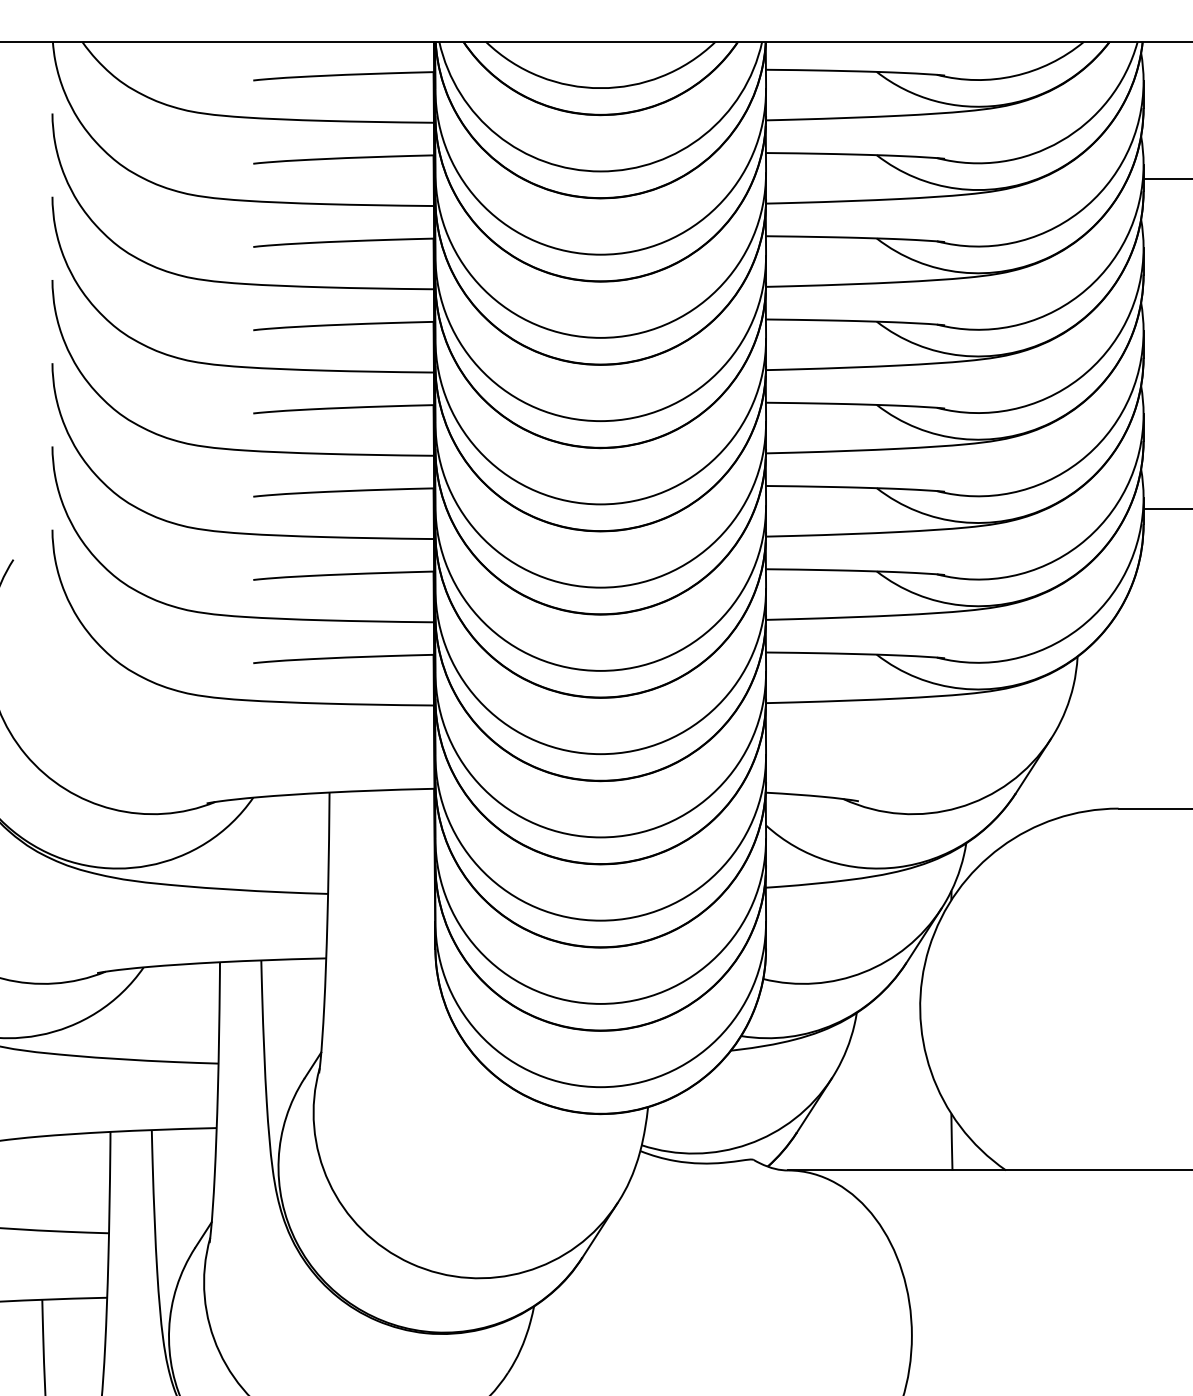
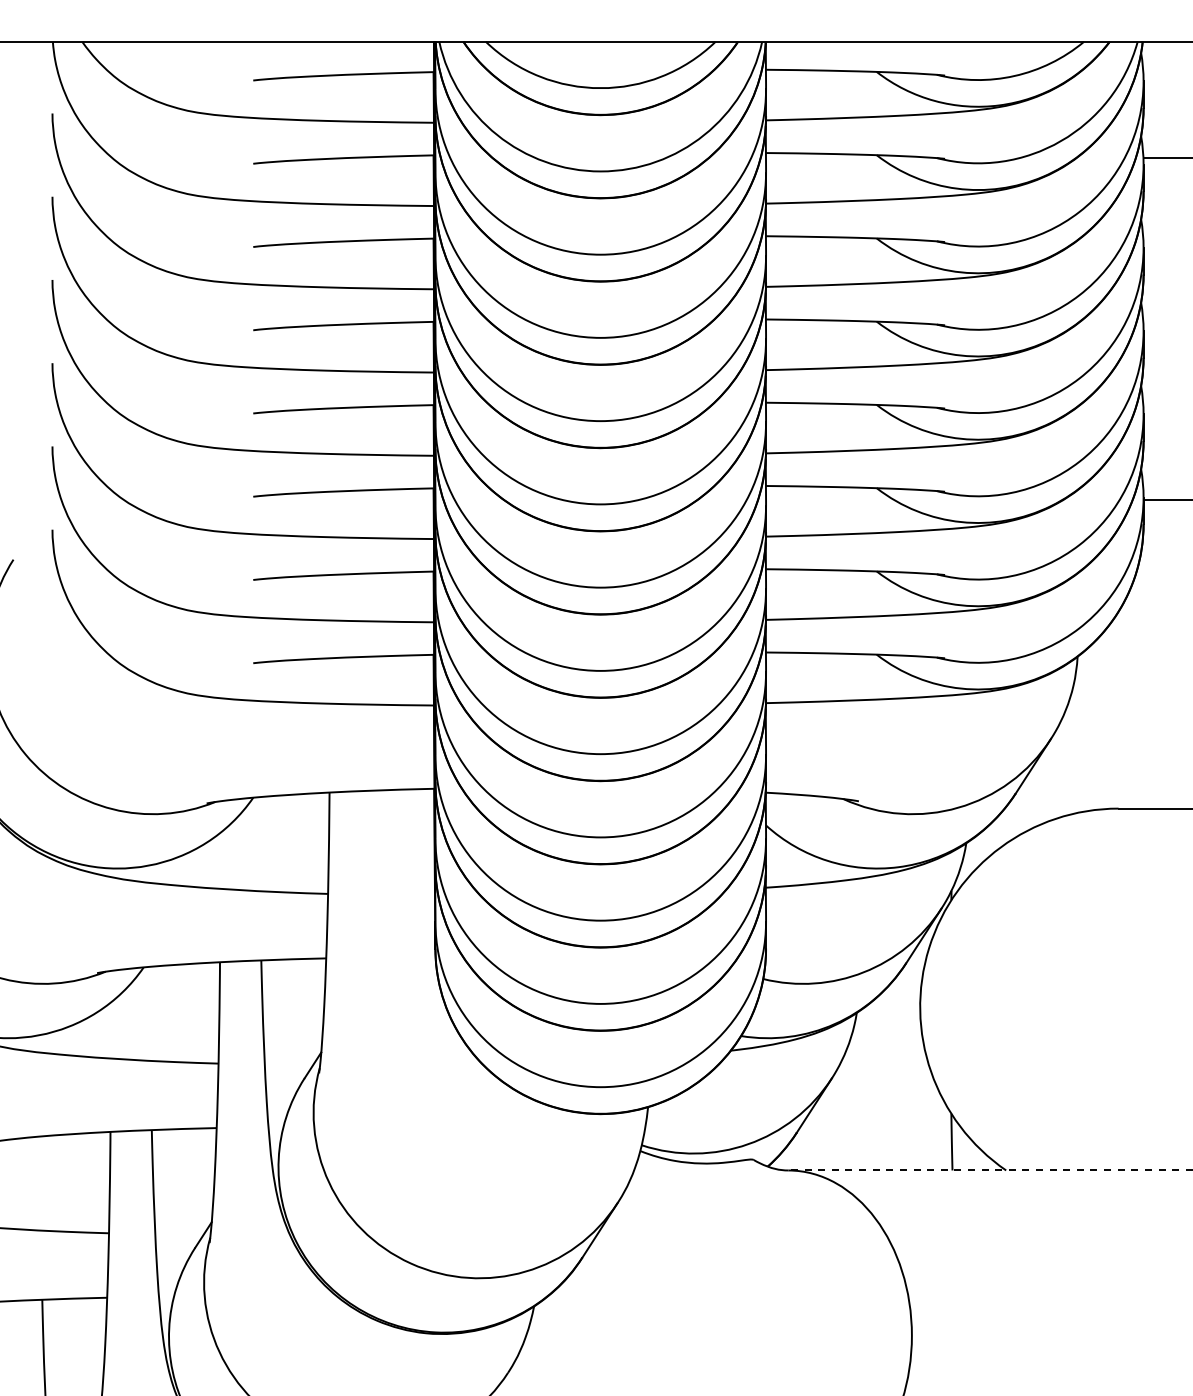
line position: (1166, 178) -> (1166, 157) (1166, 157)
line position: (1166, 509) -> (1166, 500) (1166, 500)
line: solid -> dashed (990, 1170)
